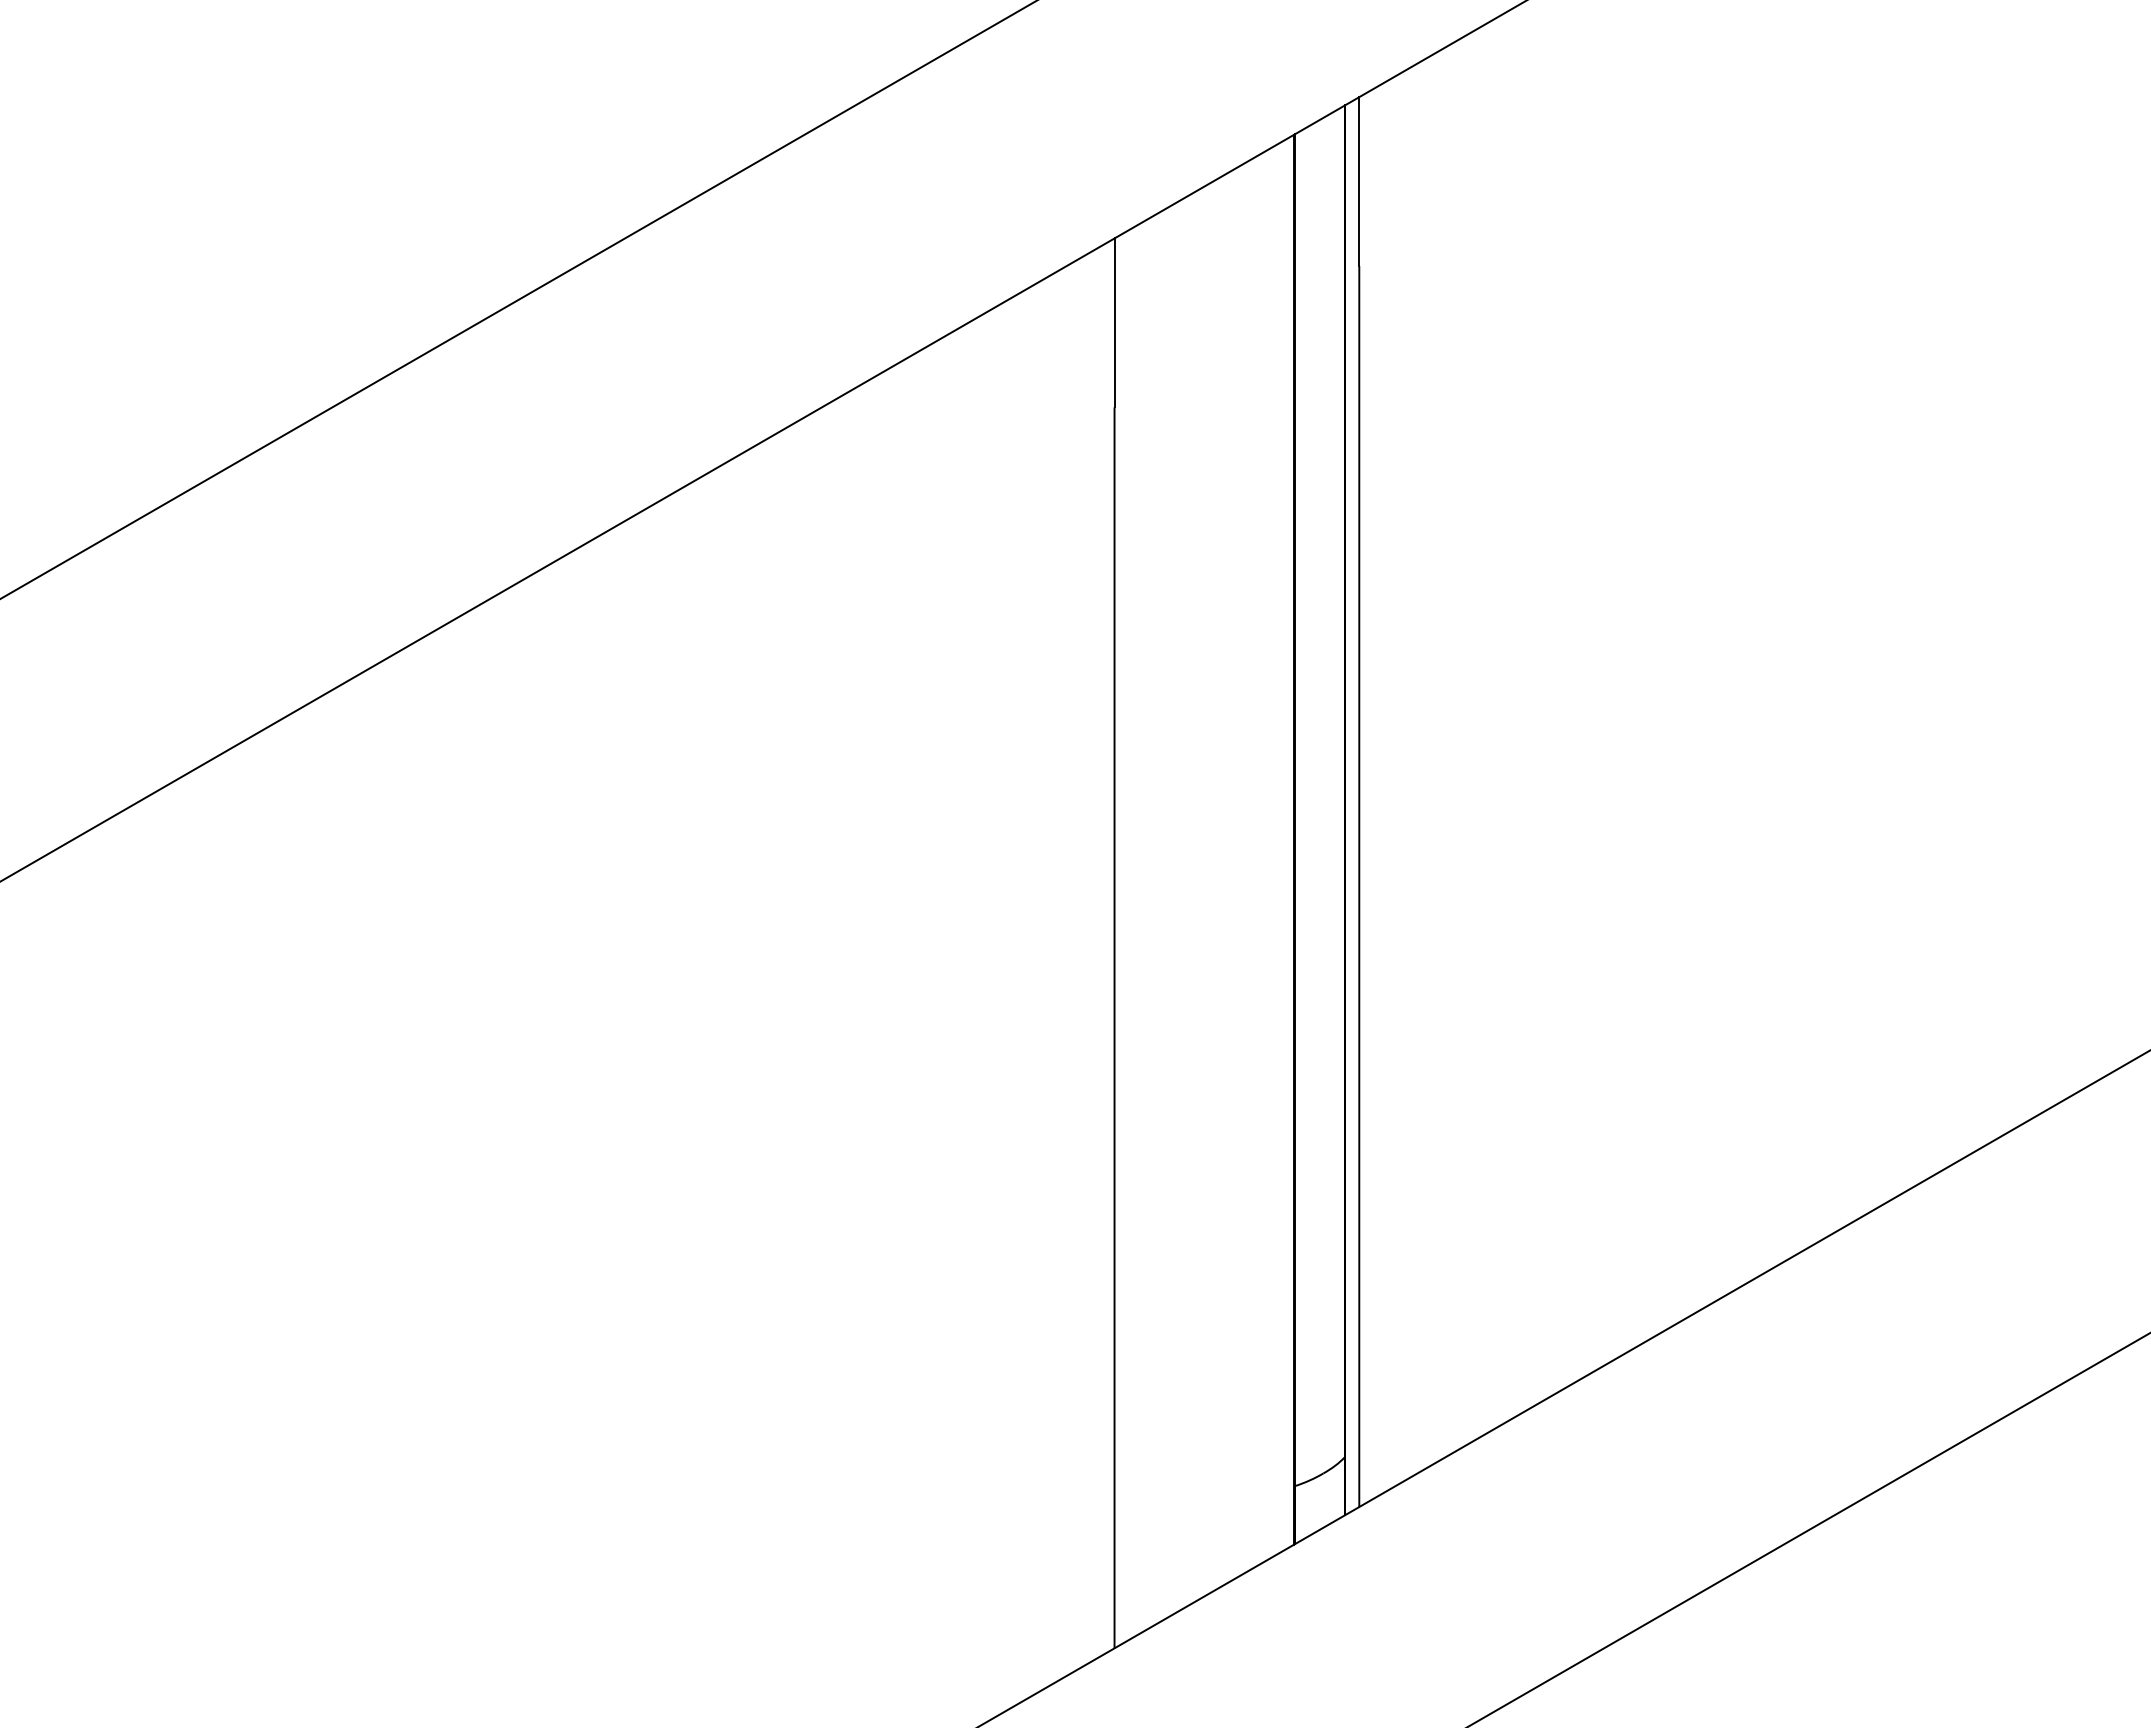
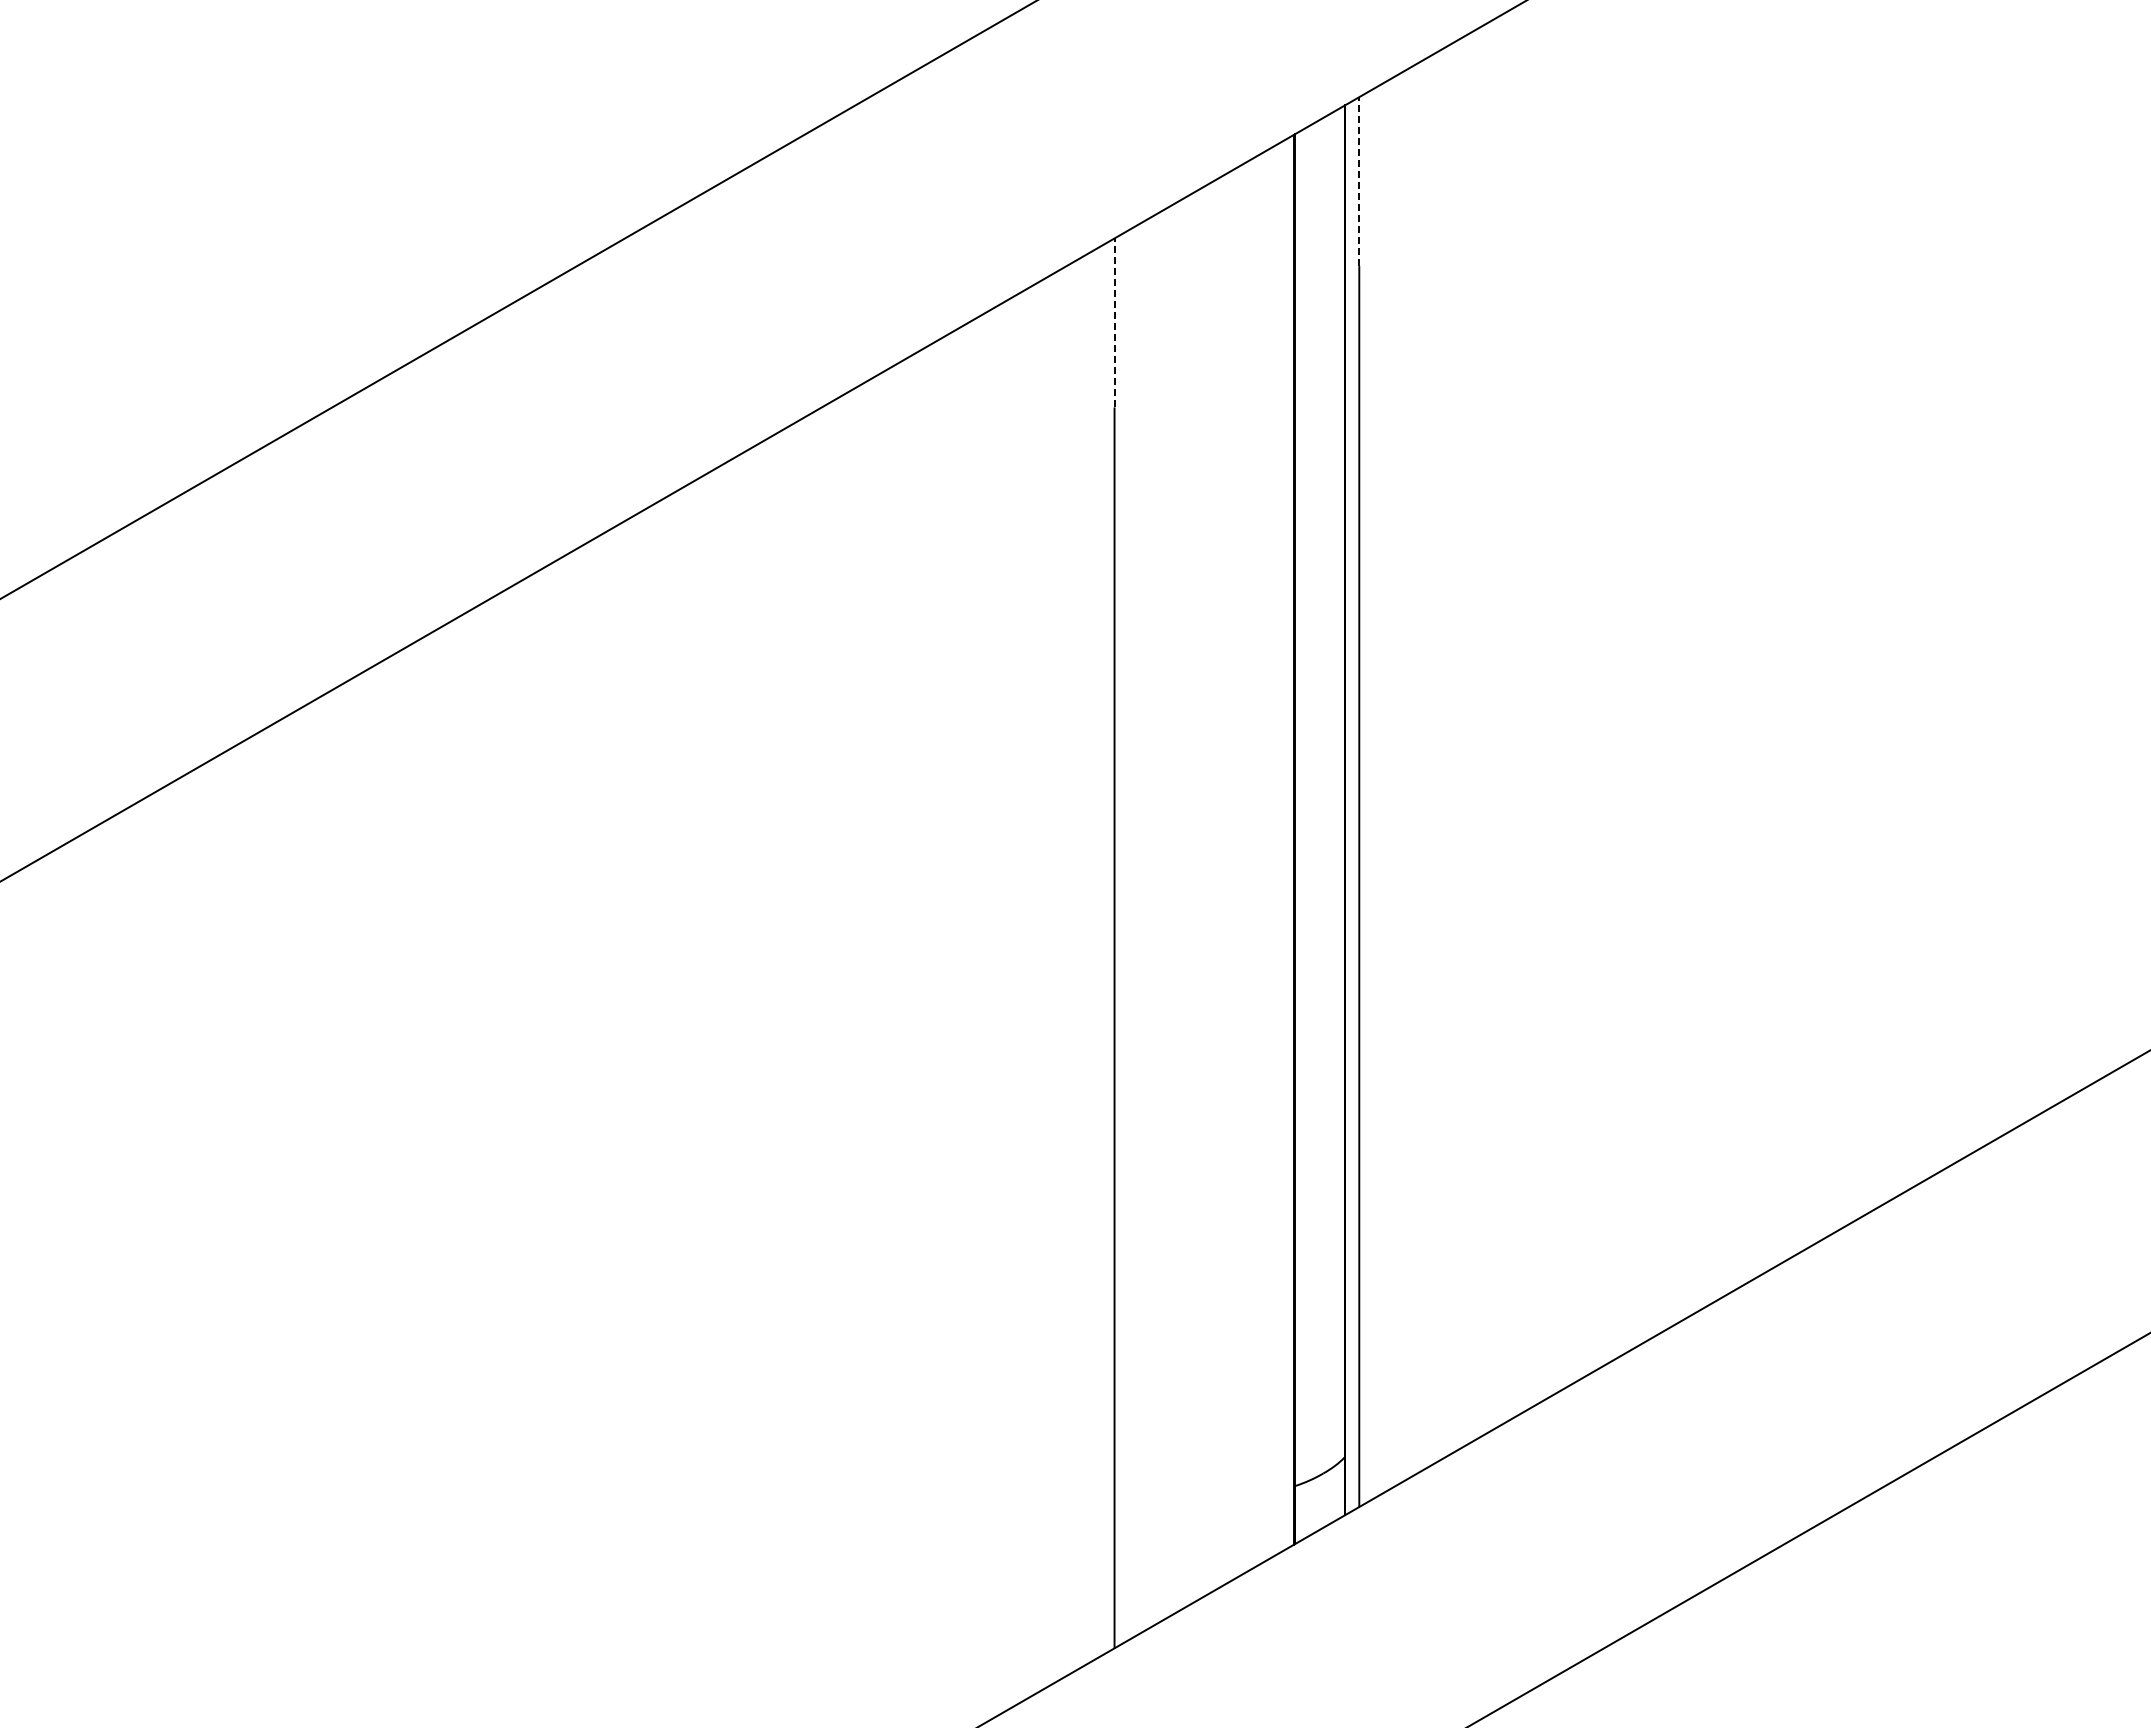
line: solid -> dashed (1359, 181)
line: solid -> dashed (1114, 322)
